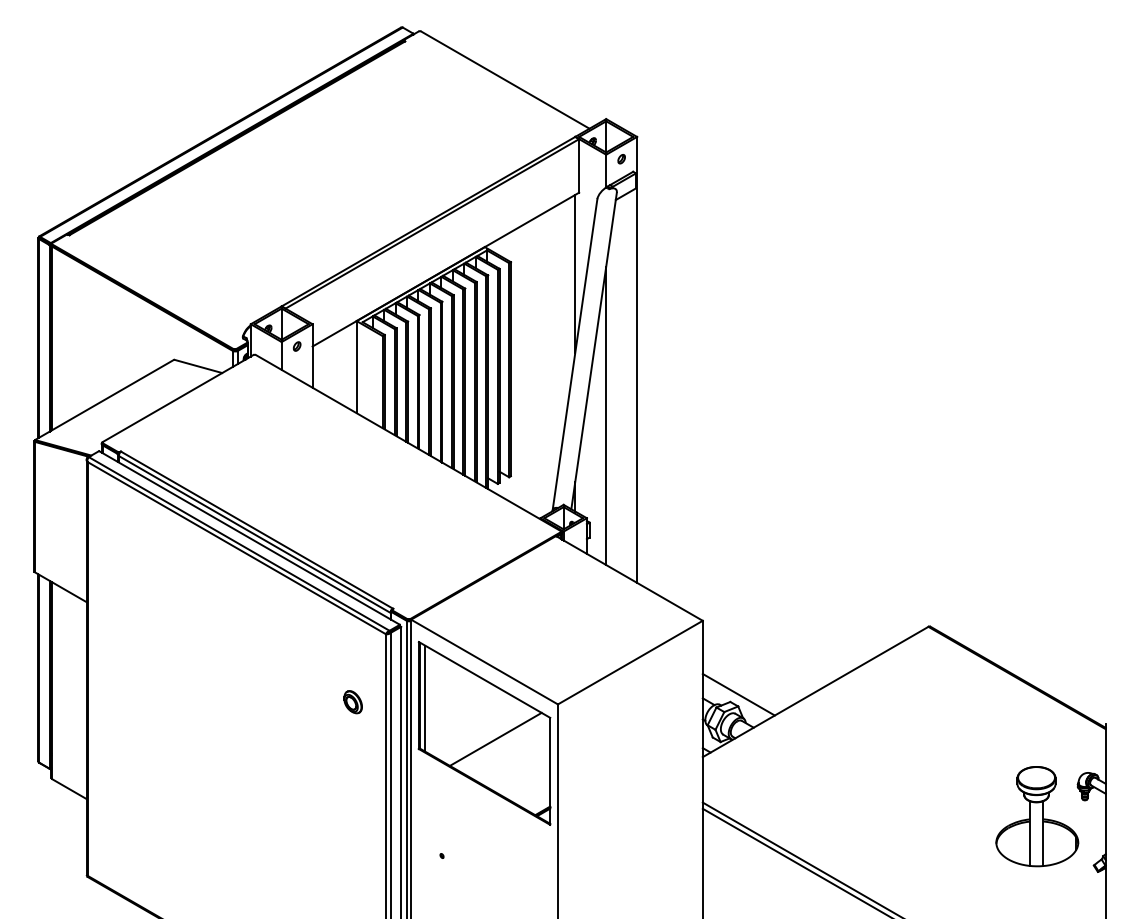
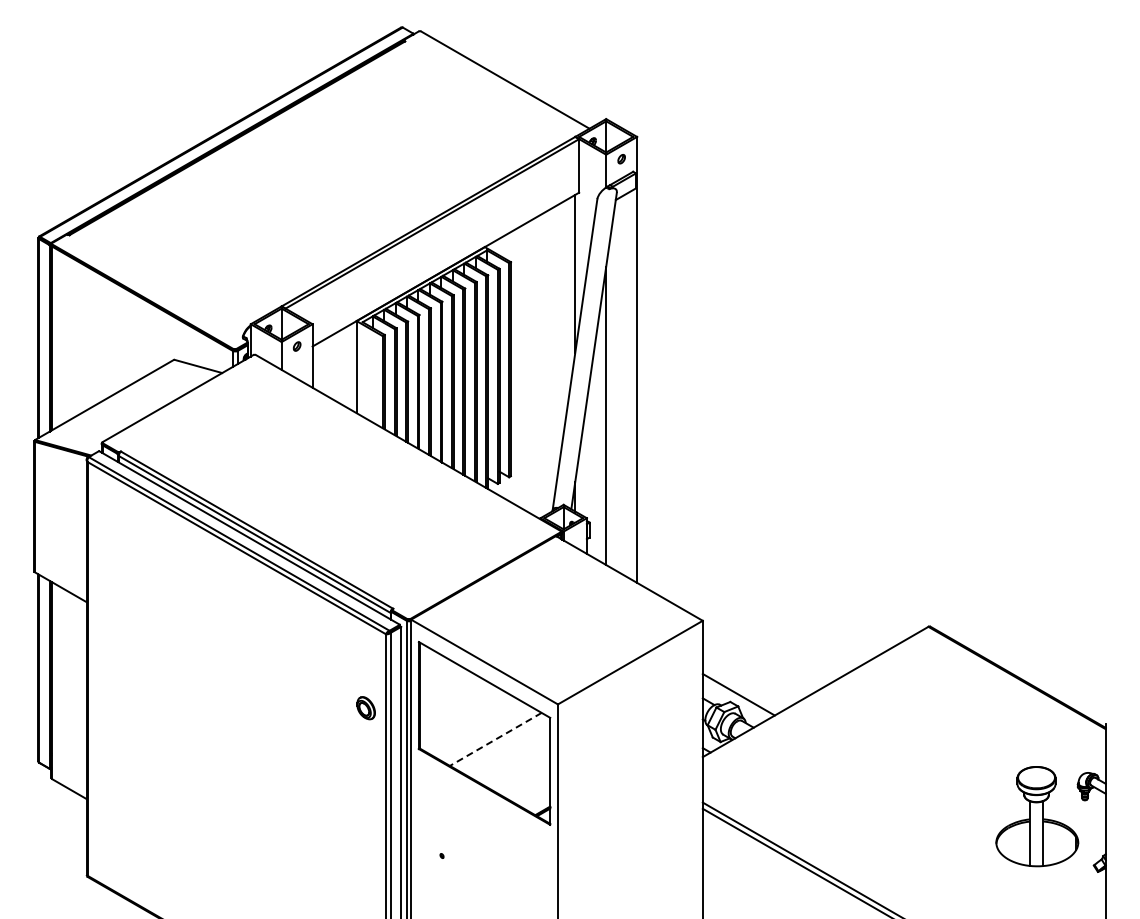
line: present -> none (425, 698)
part position: (352, 702) -> (365, 708) (365, 708)
line: solid -> dashed (495, 739)
